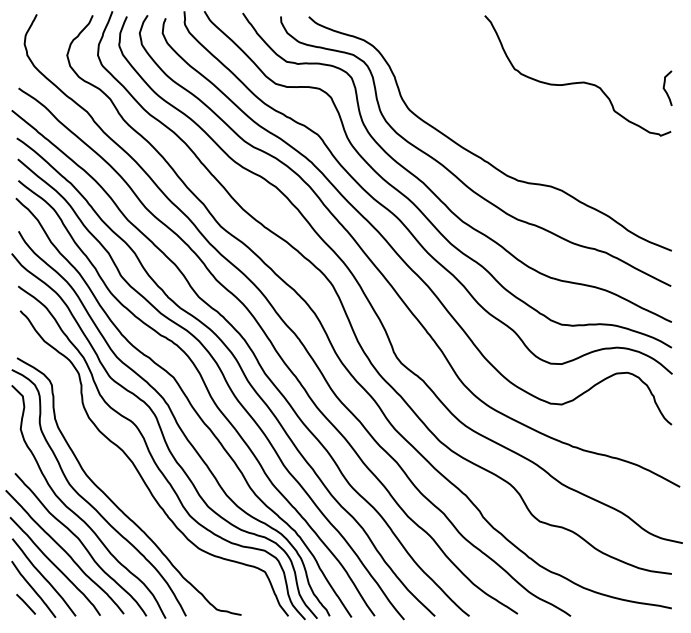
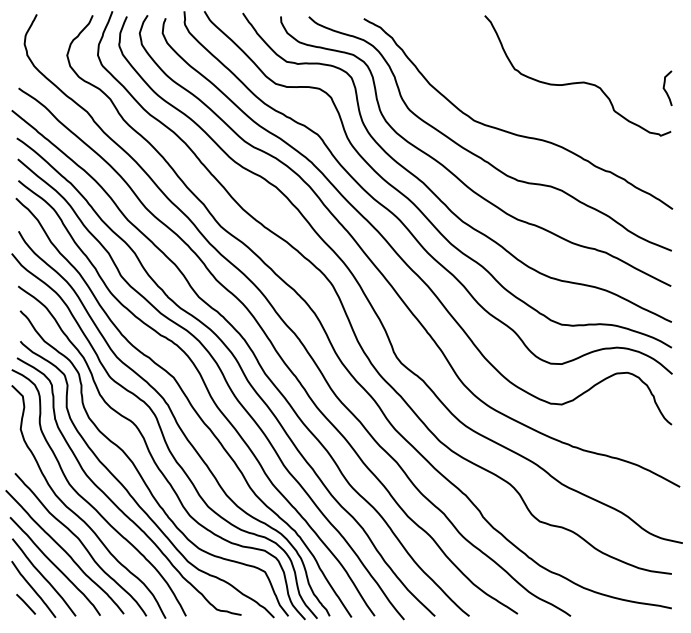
curve: none -> present (512, 132)
curve: none -> present (128, 490)
